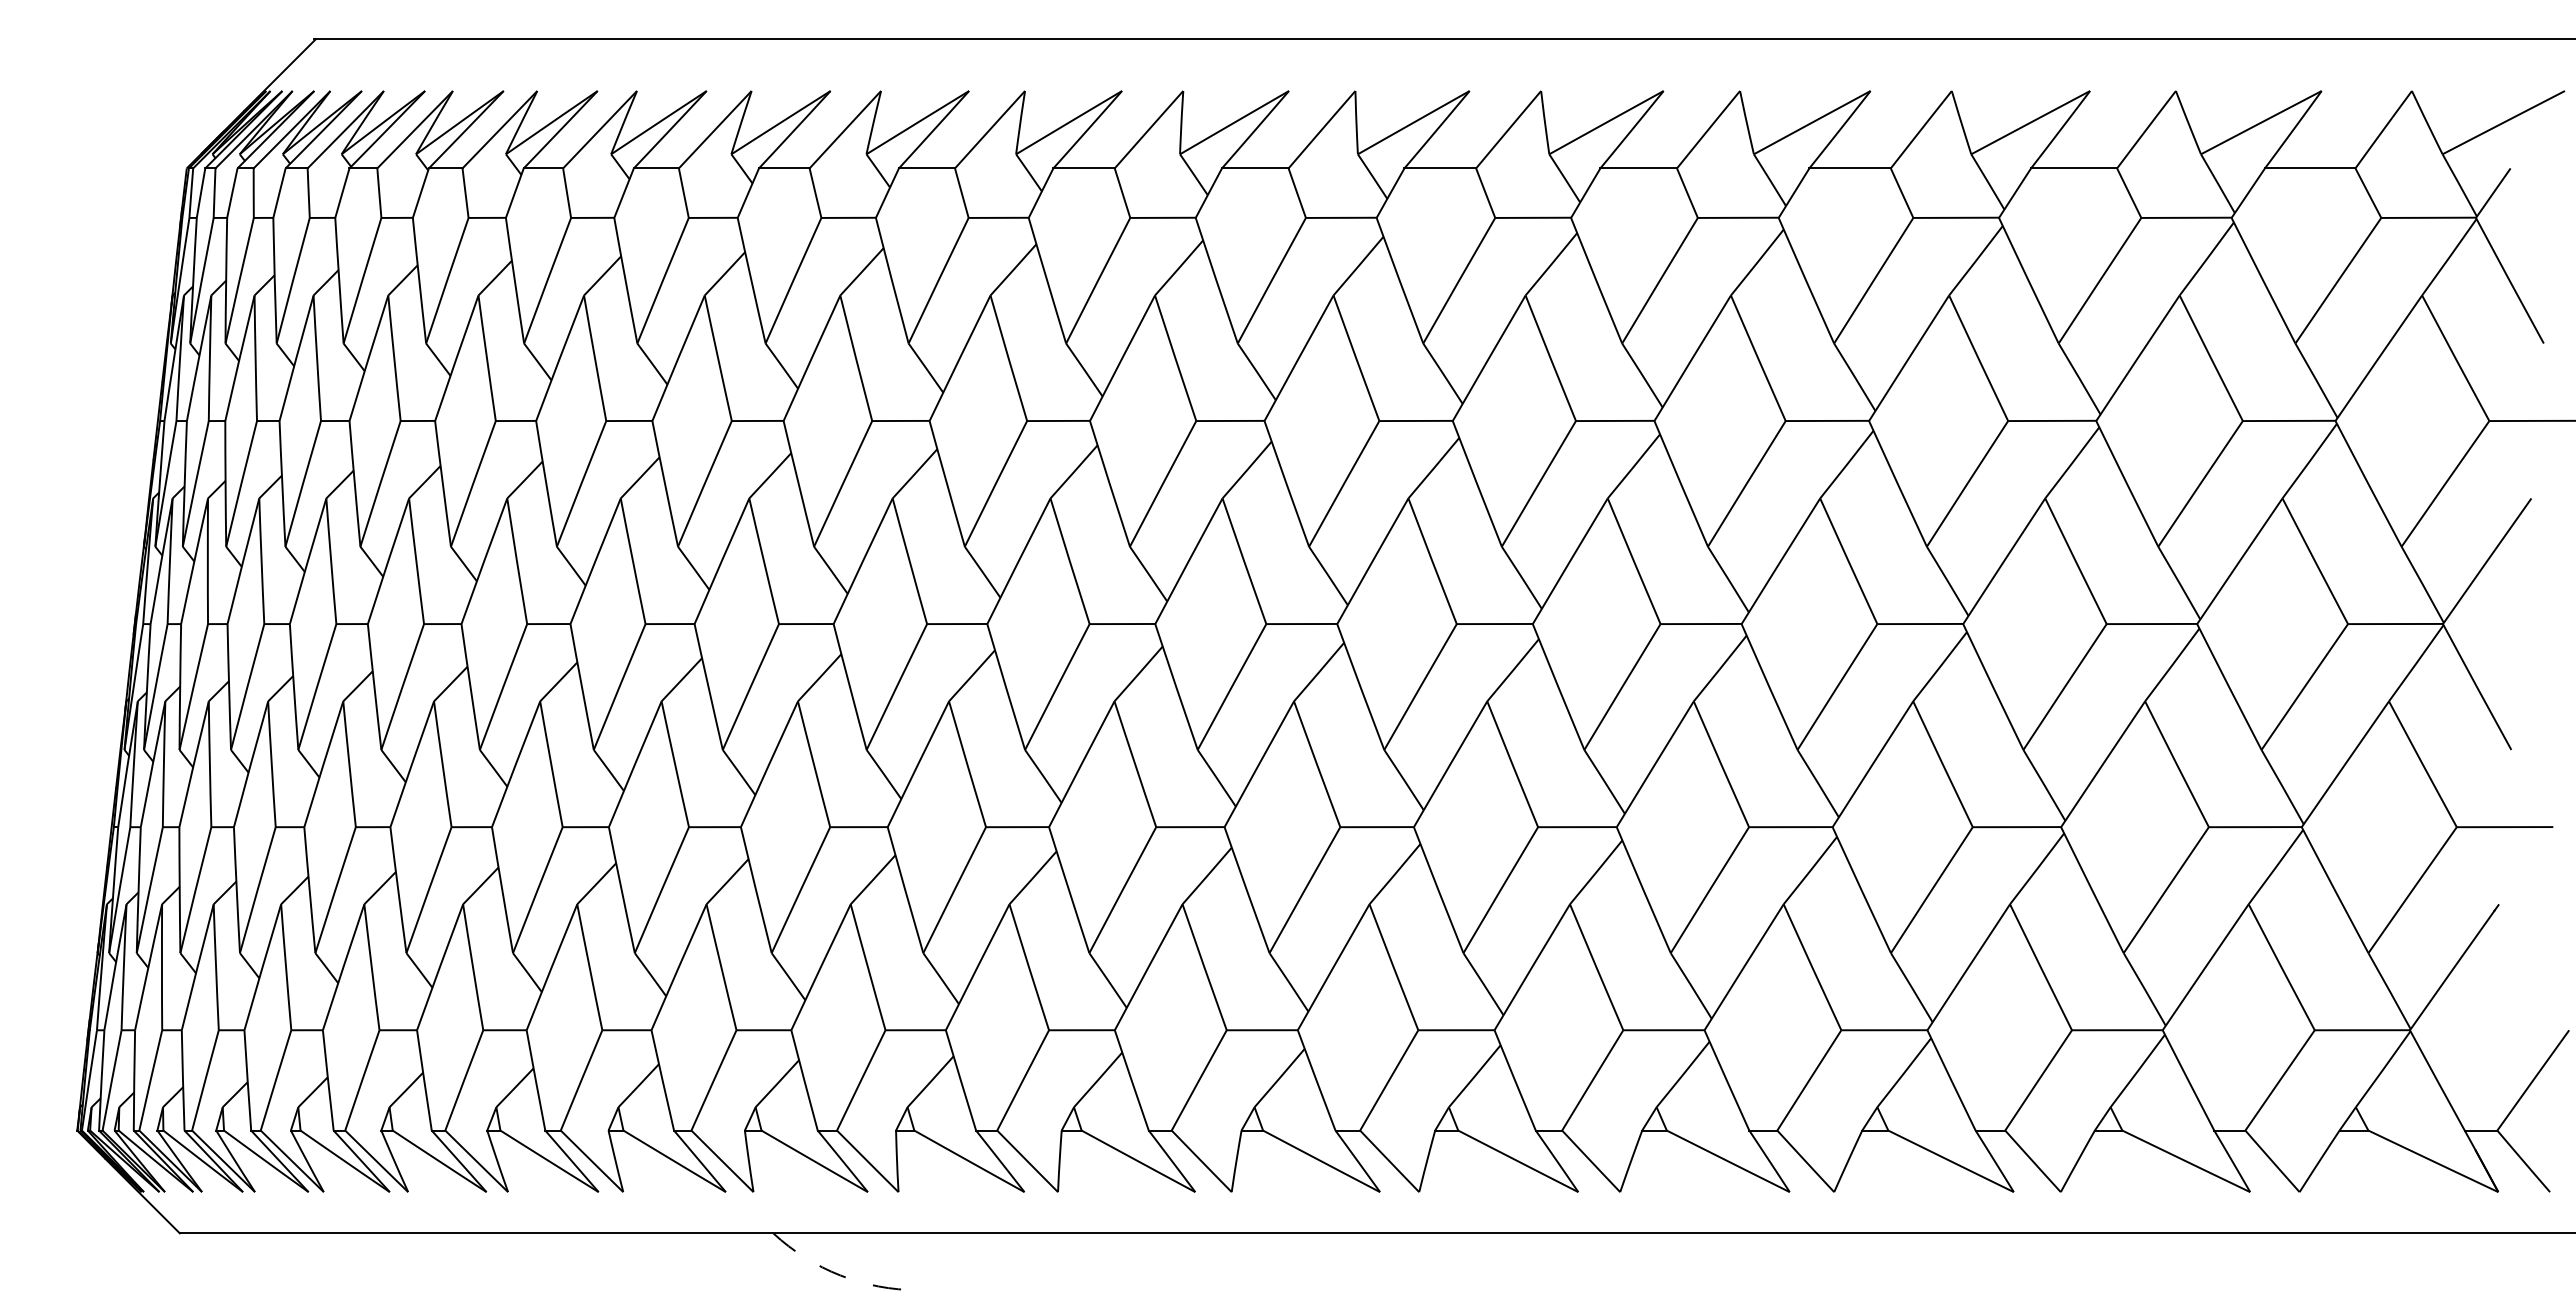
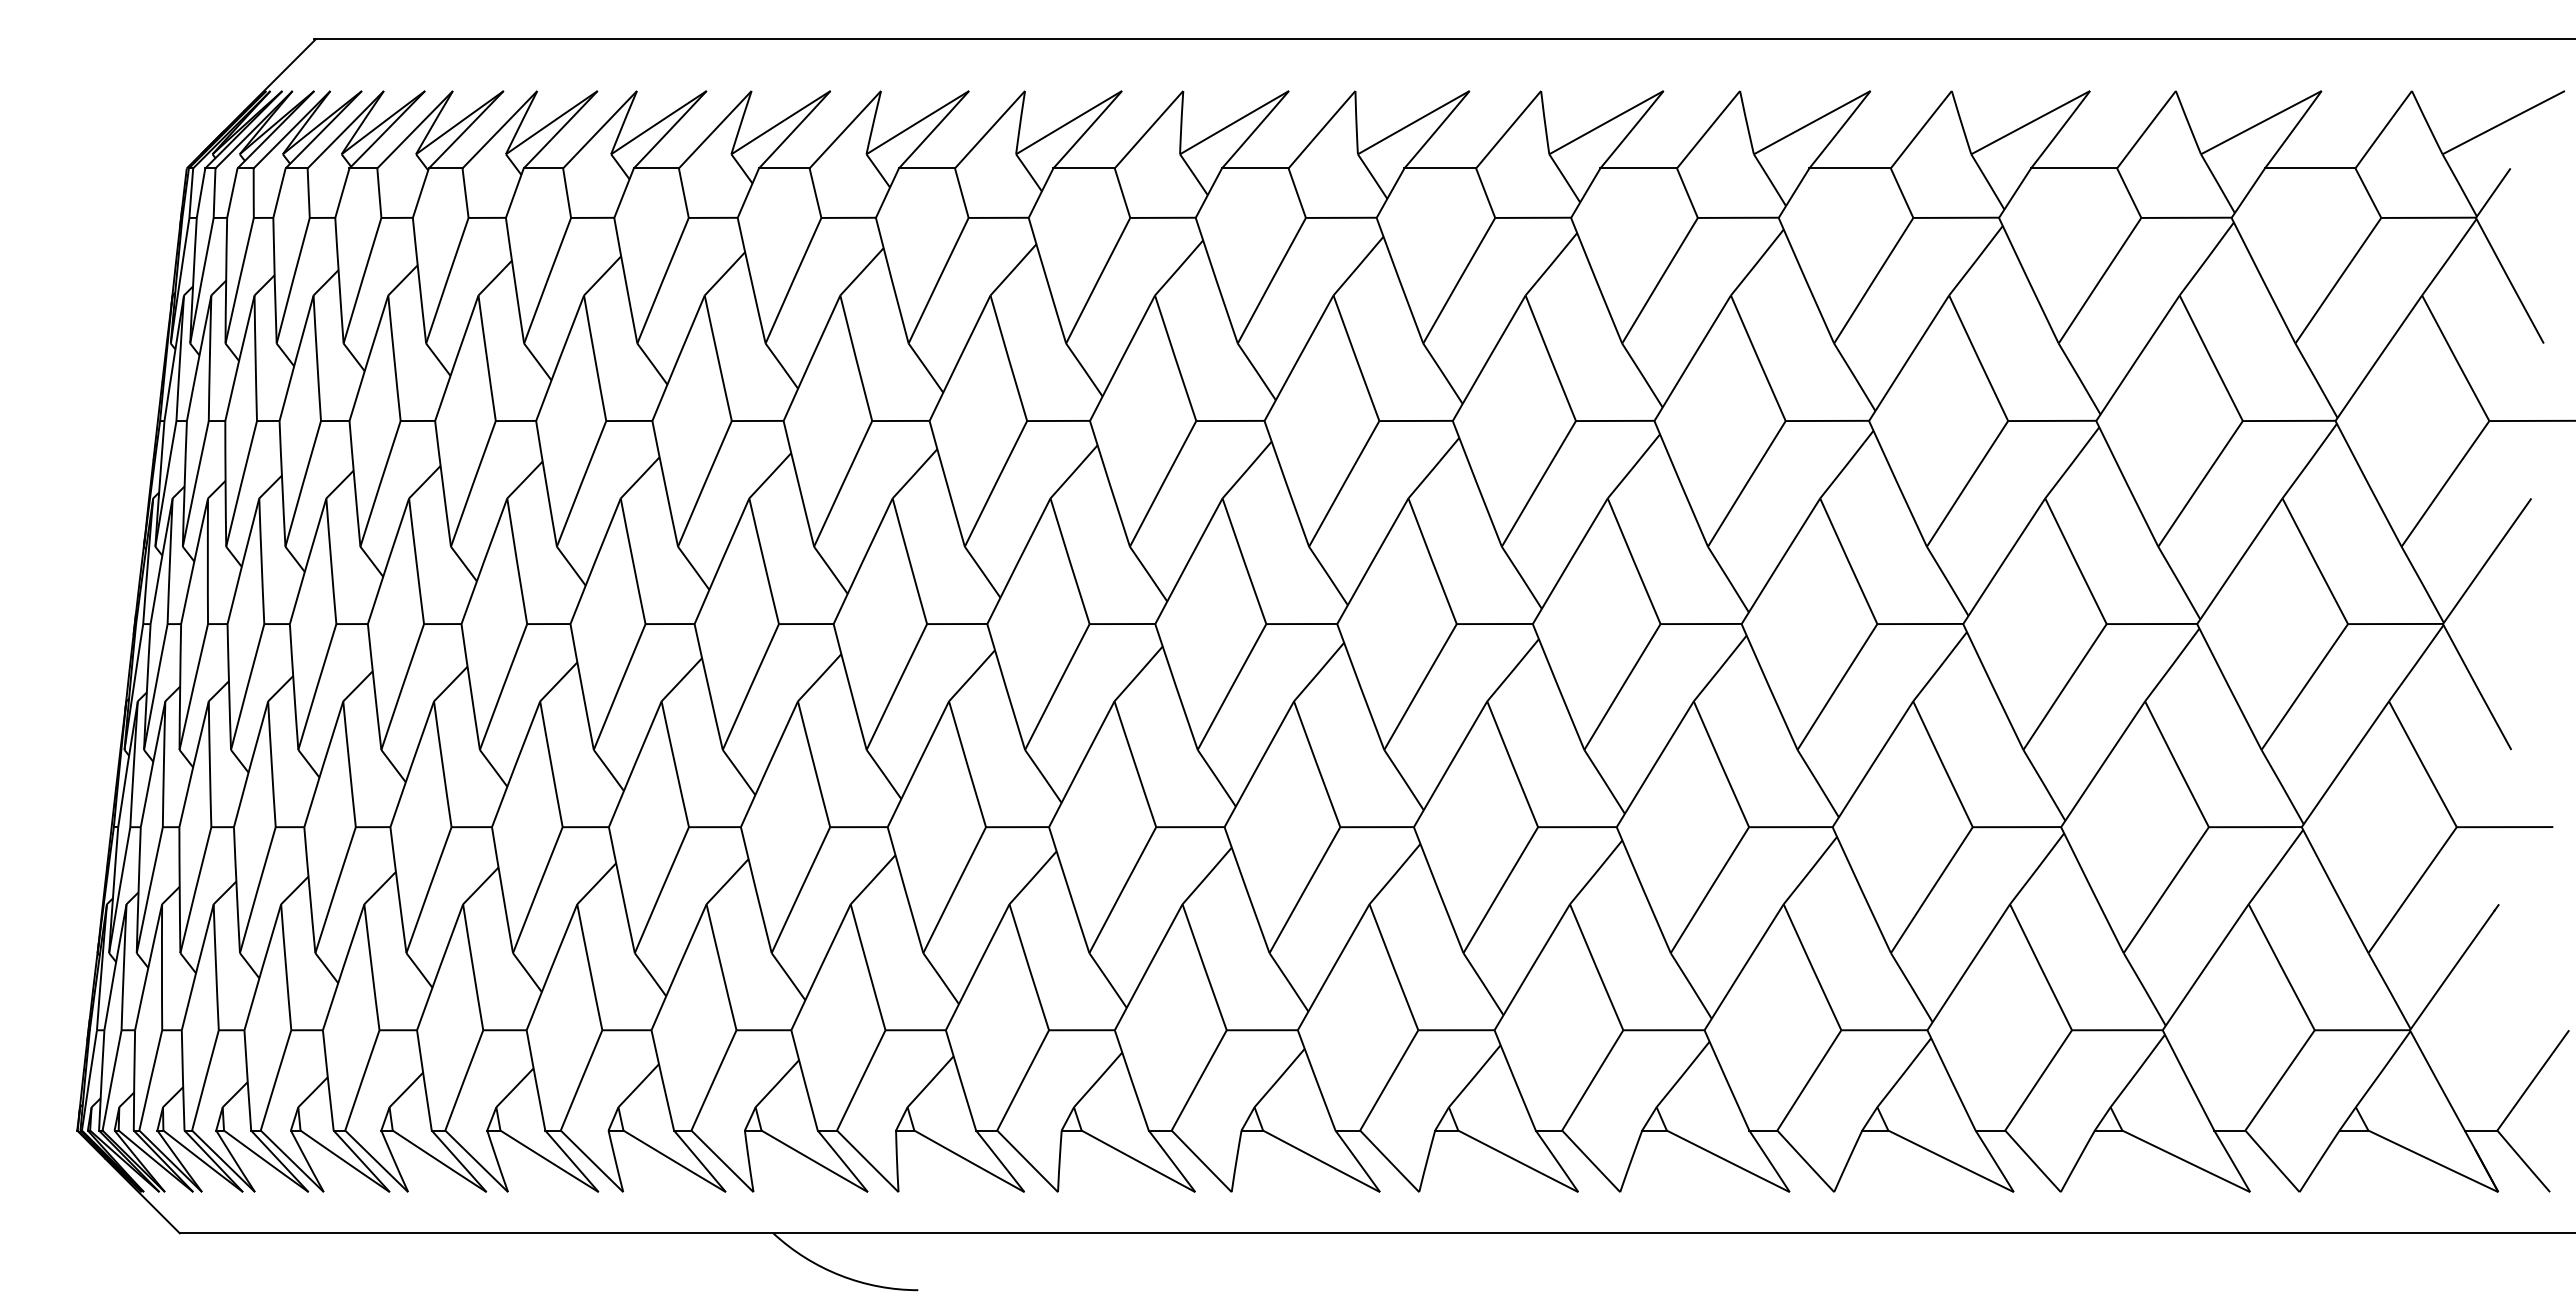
arc: dashed -> solid (840, 1275)
